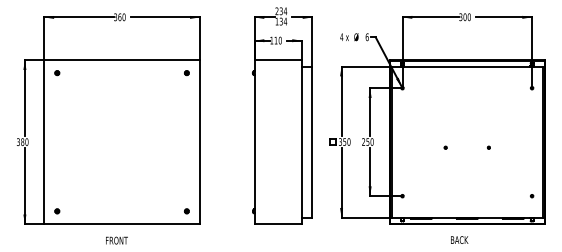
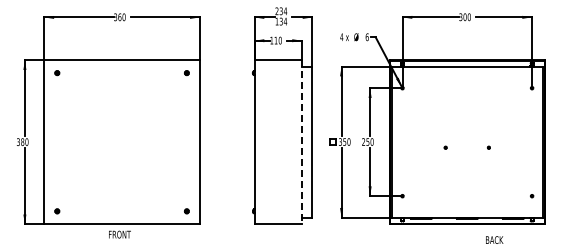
line: solid -> dashed (302, 142)
text position: (459, 239) -> (494, 239) (494, 239)
text position: (116, 240) -> (119, 234) (119, 234)
